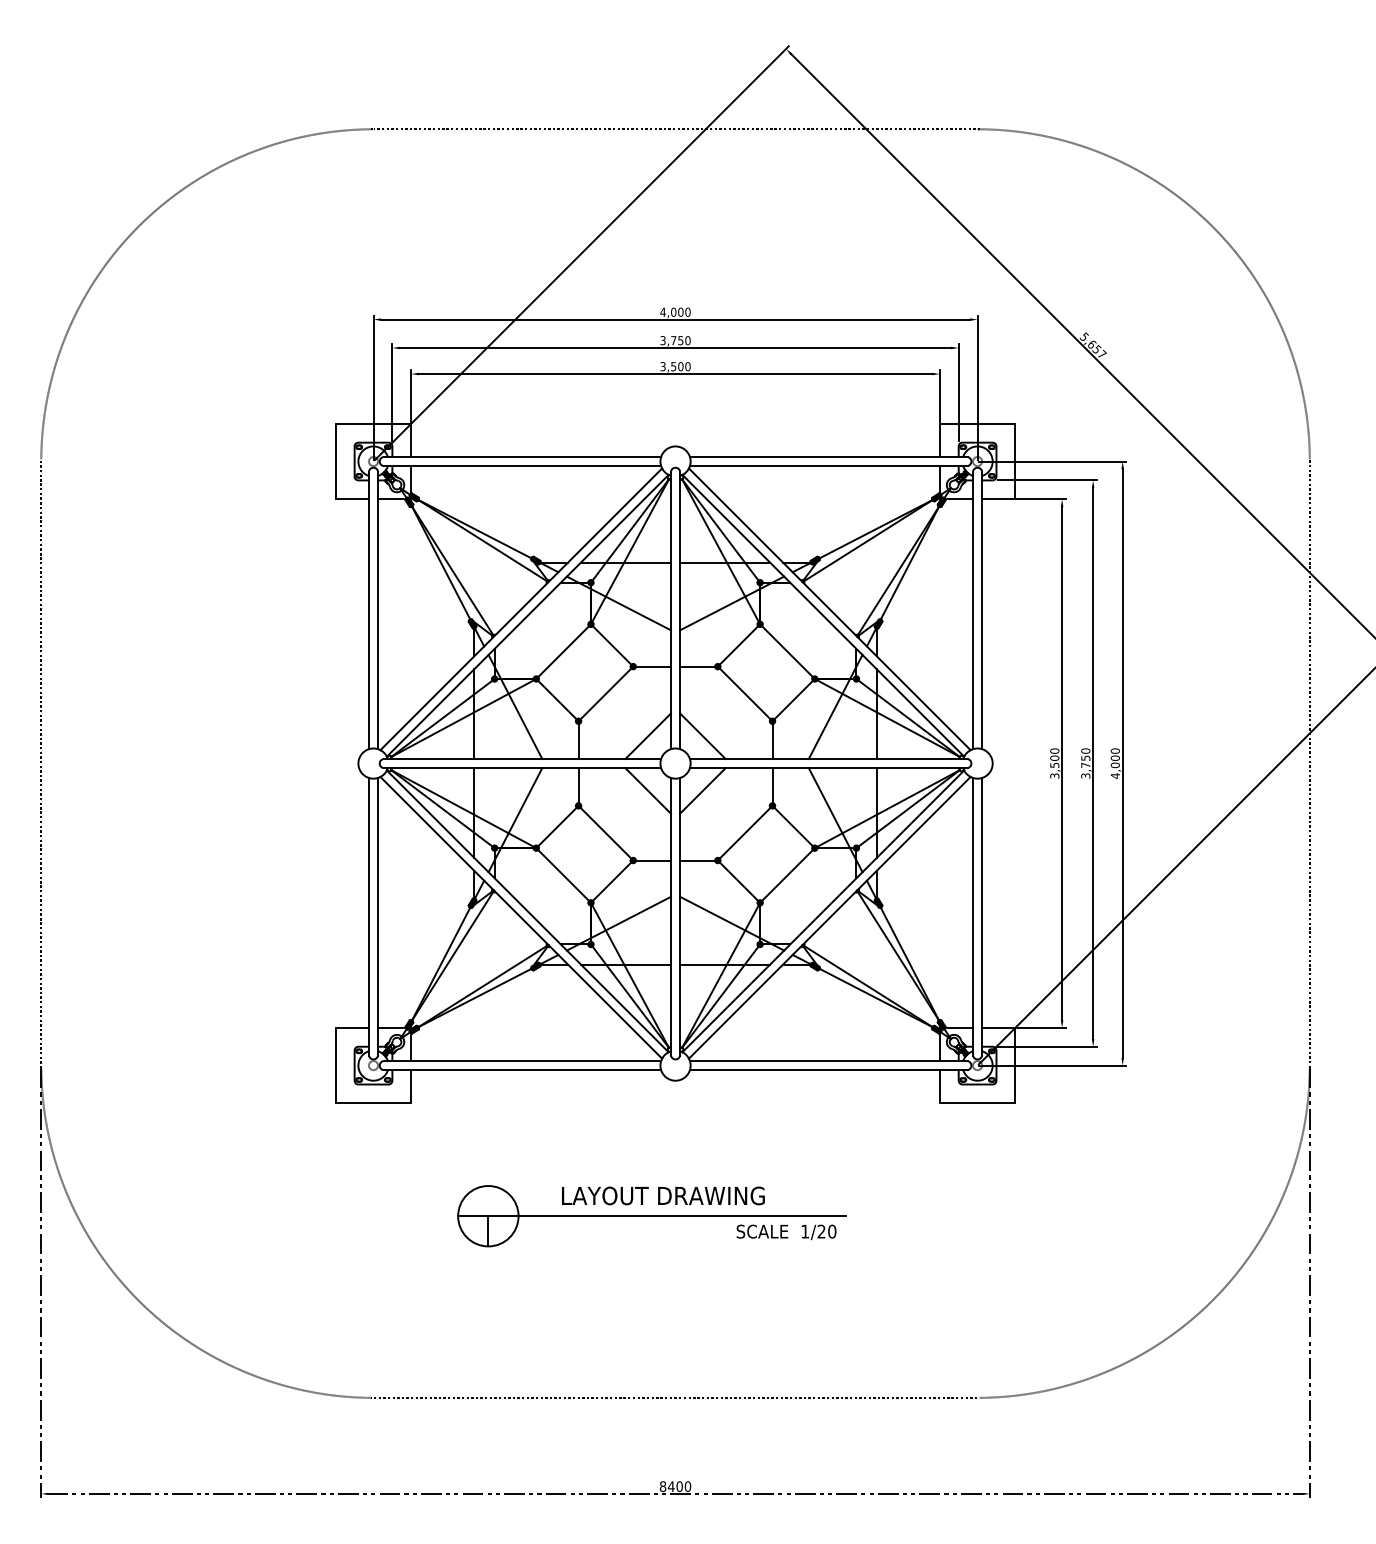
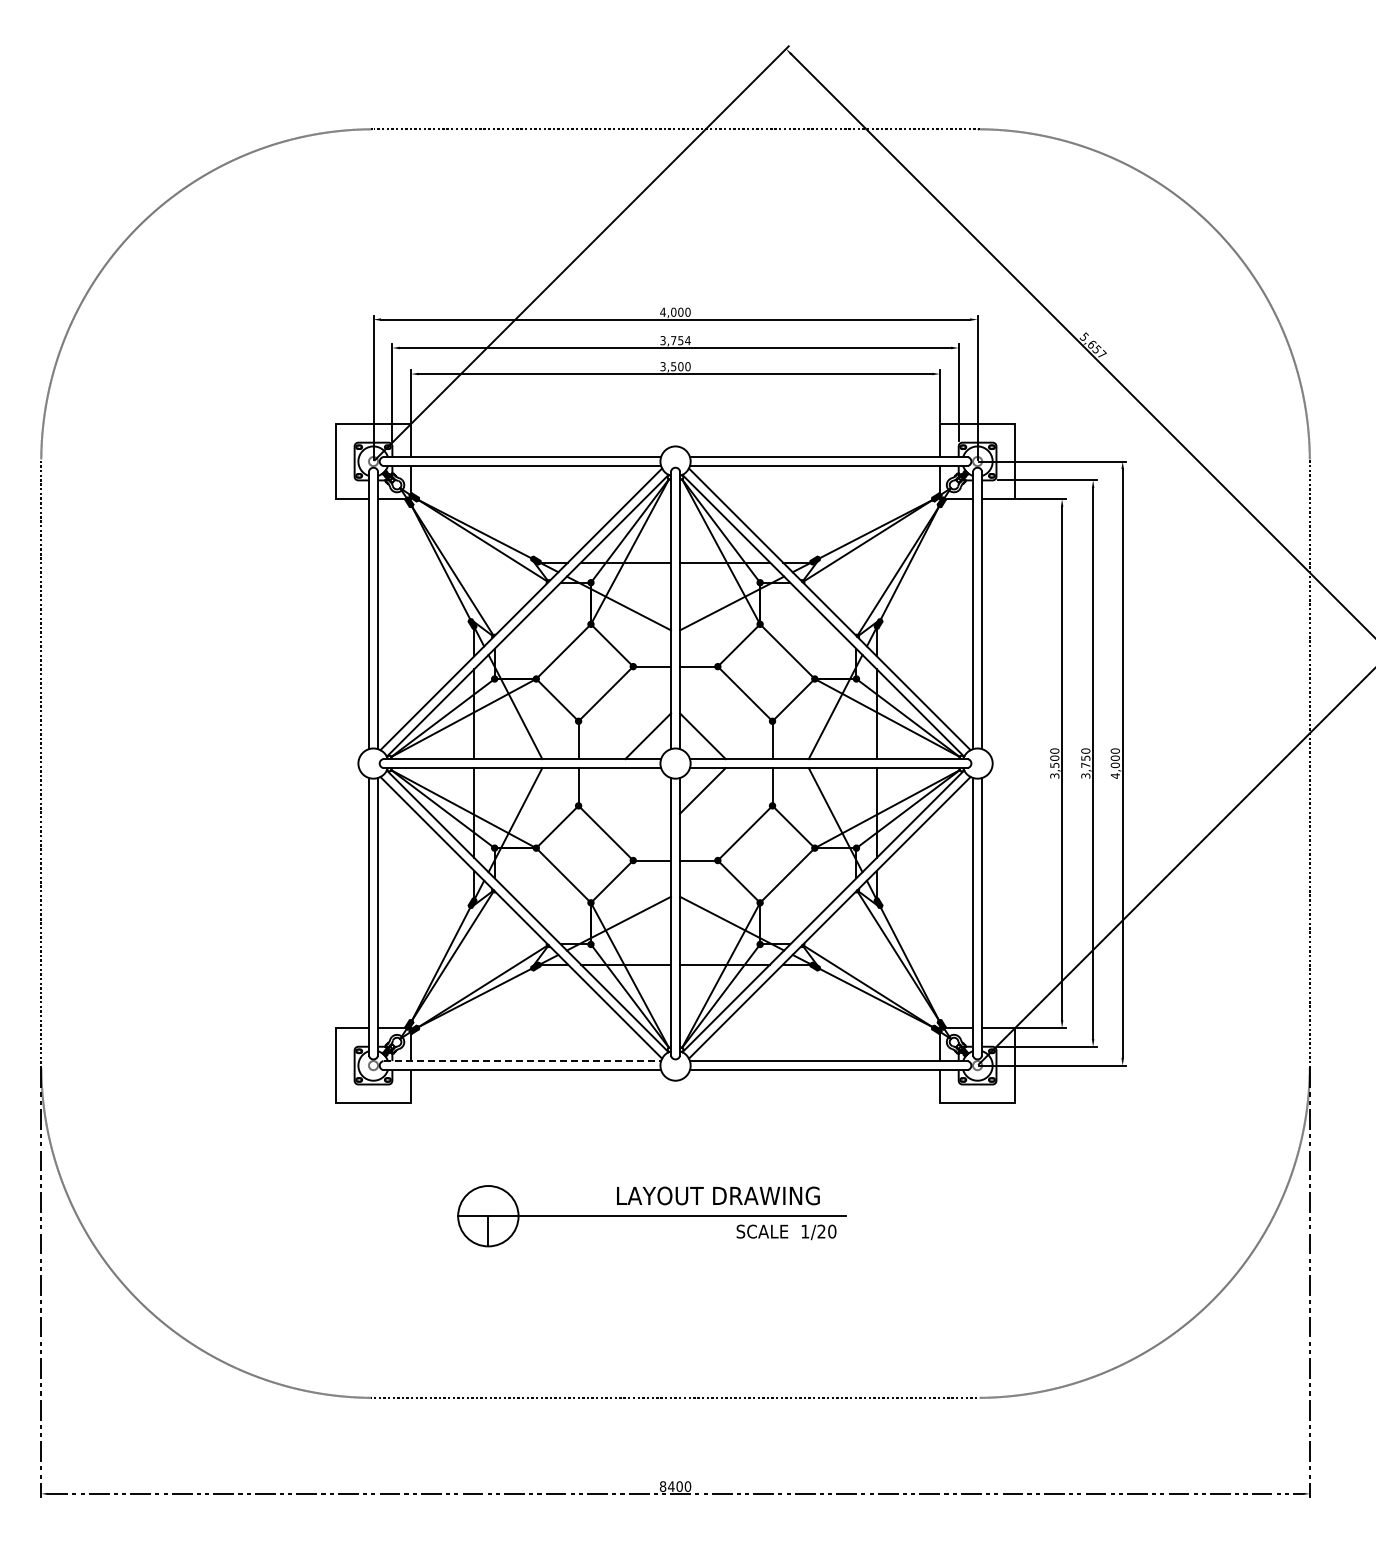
text: 3,750 -> 3,754 (687, 340)
line: present -> none (648, 790)
line: solid -> dashed (522, 1061)
text position: (663, 1195) -> (718, 1195) (718, 1195)
